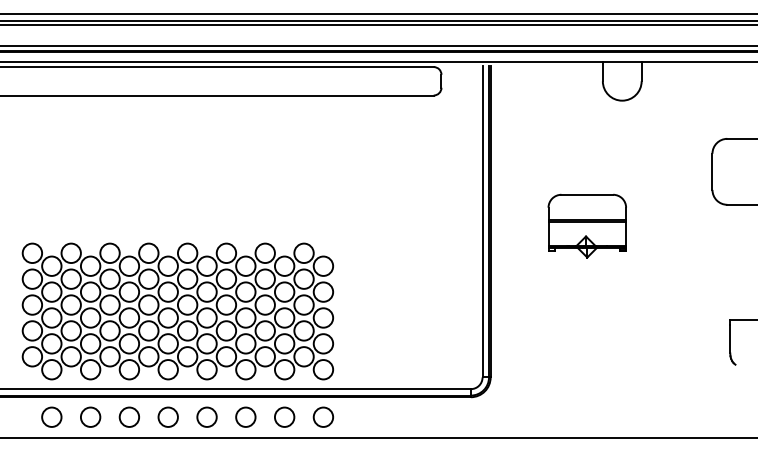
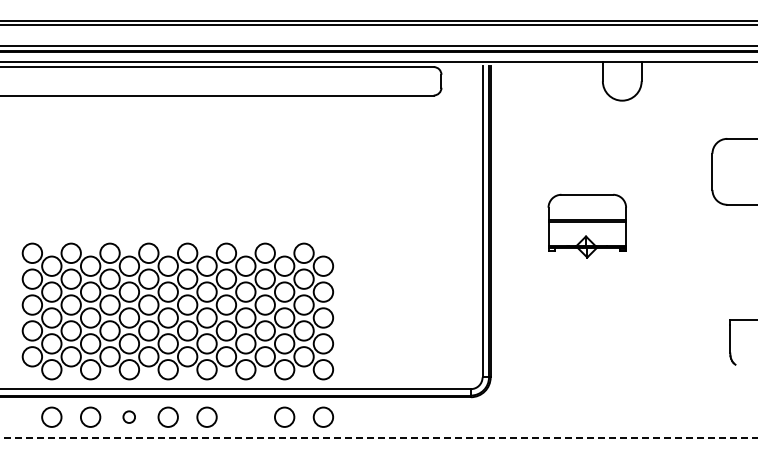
line: present -> none (378, 13)
circle size: 22x22 px -> 14x14 px (128, 416)
circle: present -> none (245, 416)
line: solid -> dashed (379, 438)
